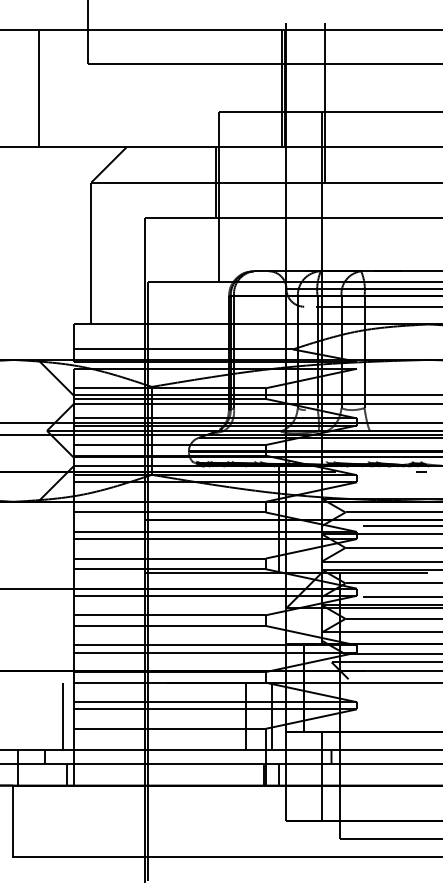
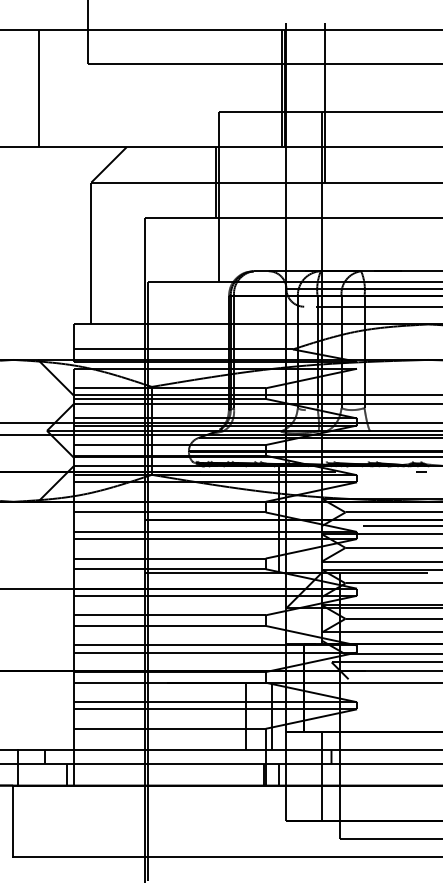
line: present -> none (401, 597)
line: present -> none (63, 716)
